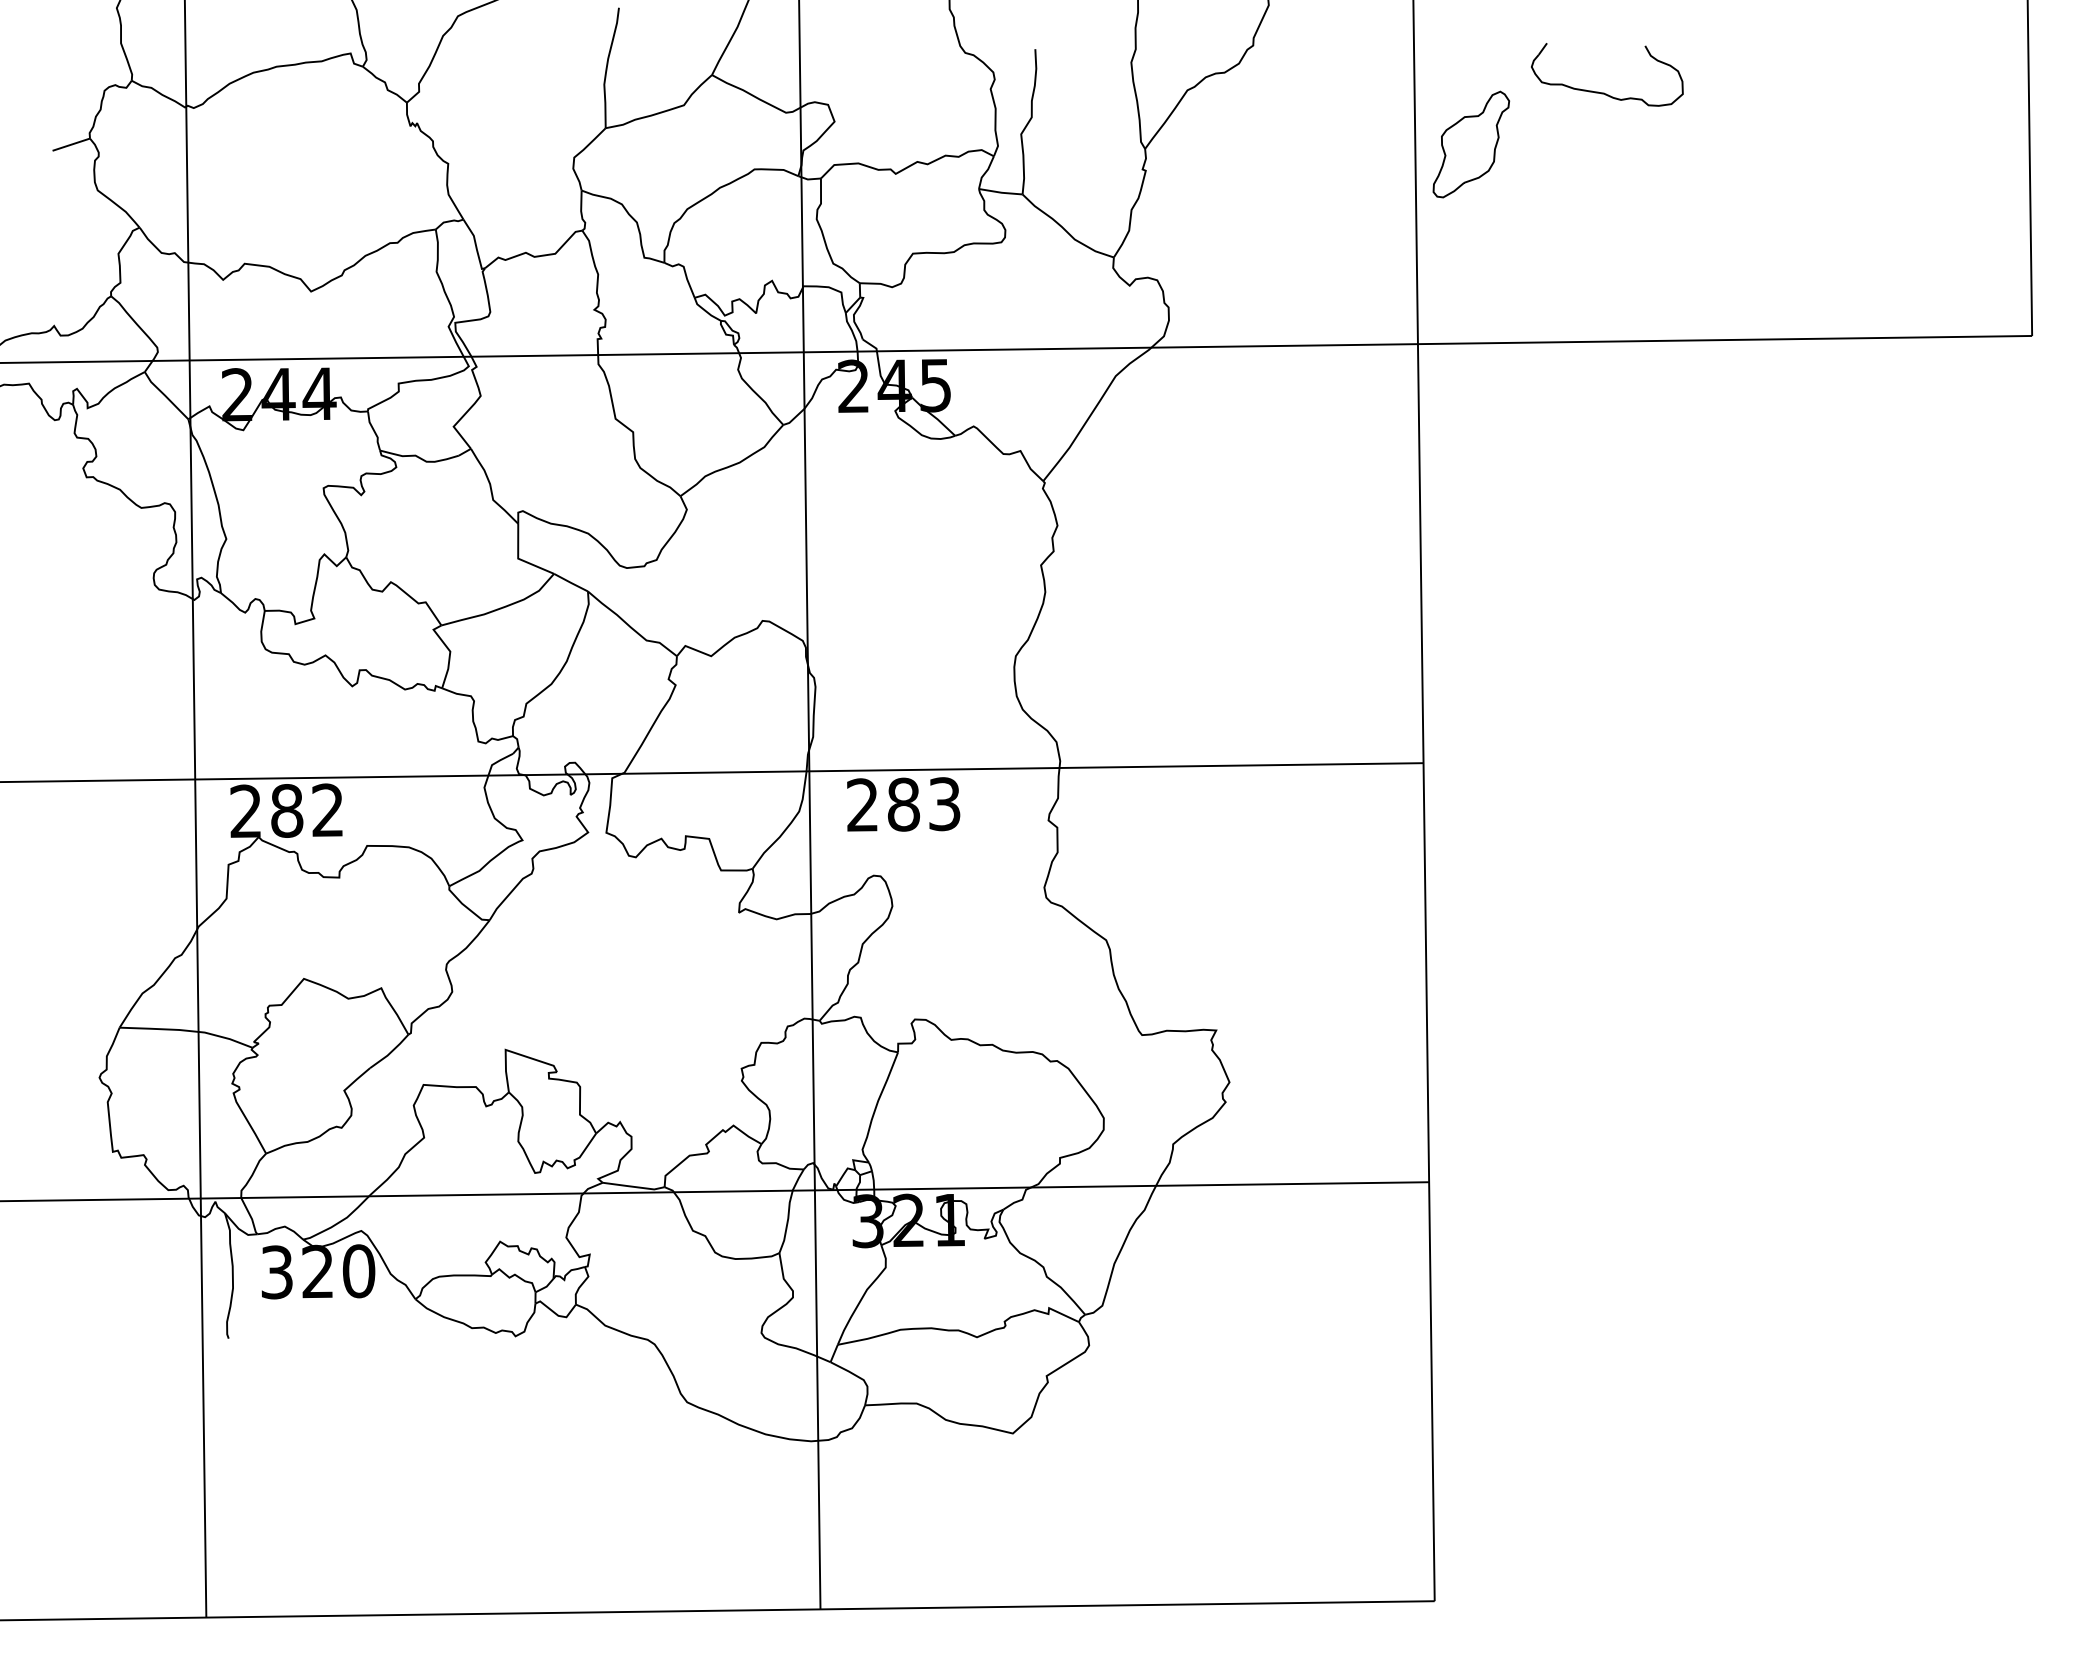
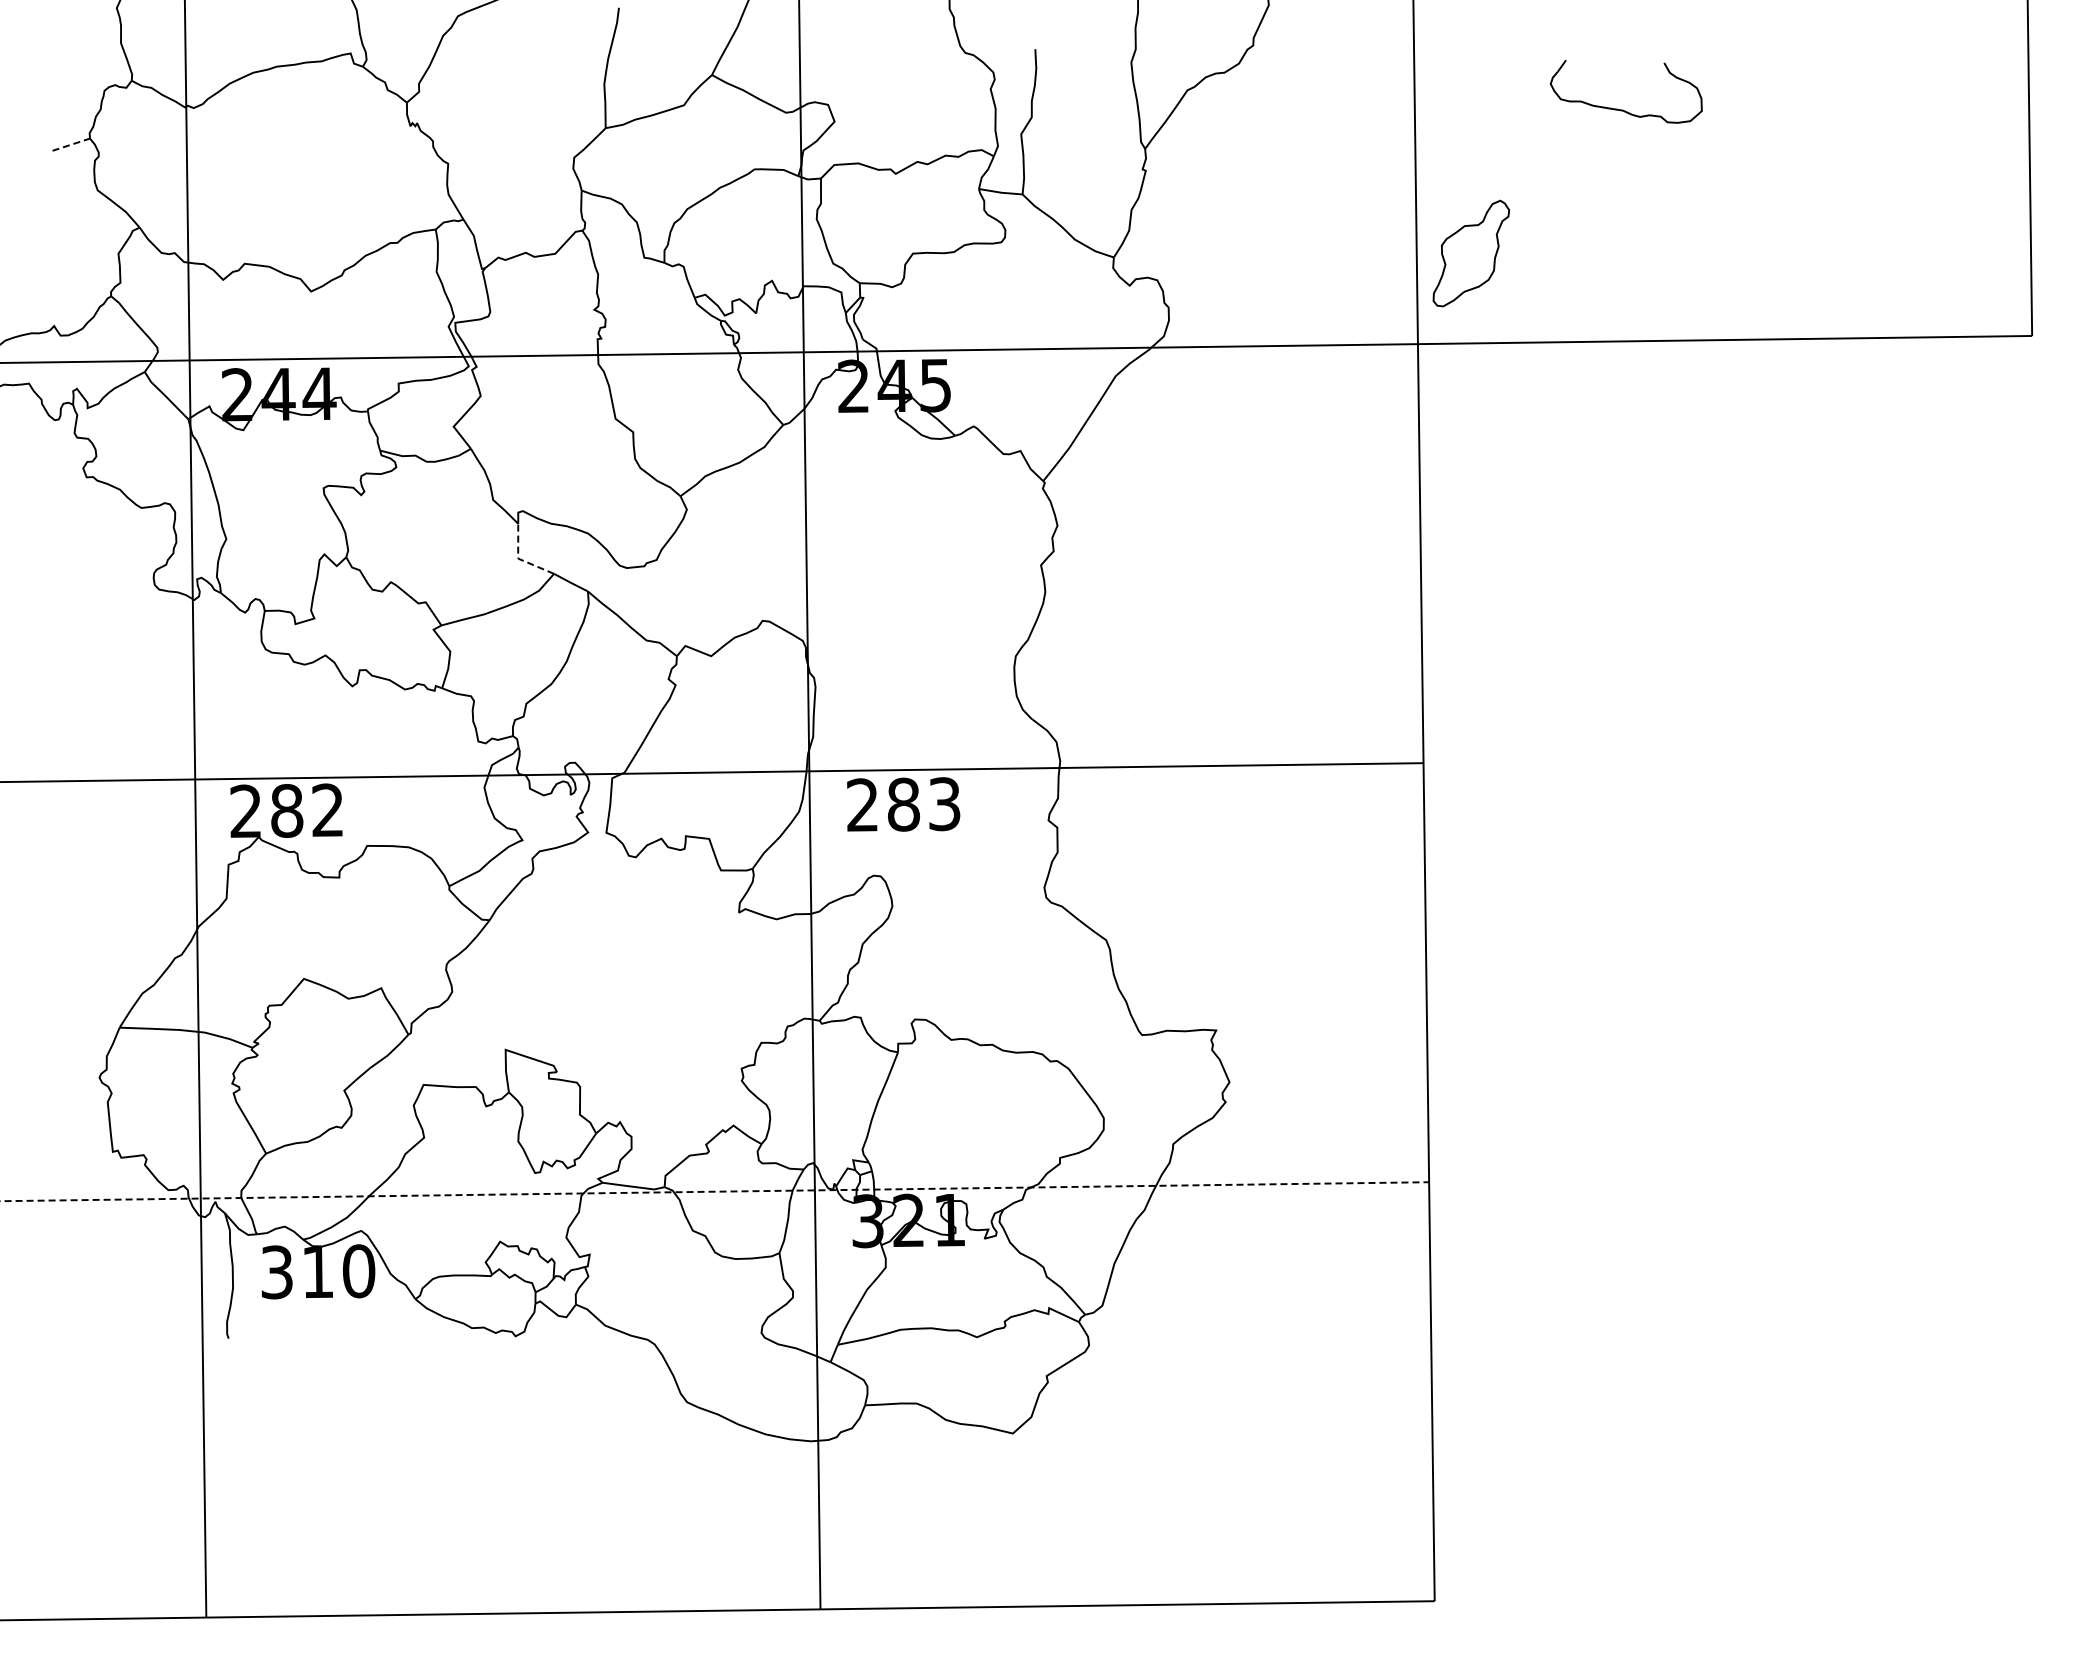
part position: (1604, 92) -> (1623, 109) (1623, 109)
line: solid -> dashed (71, 144)
part position: (1471, 144) -> (1471, 253) (1471, 253)
line: solid -> dashed (519, 559)
line: solid -> dashed (715, 1191)
text: 320 -> 310 (317, 1271)
